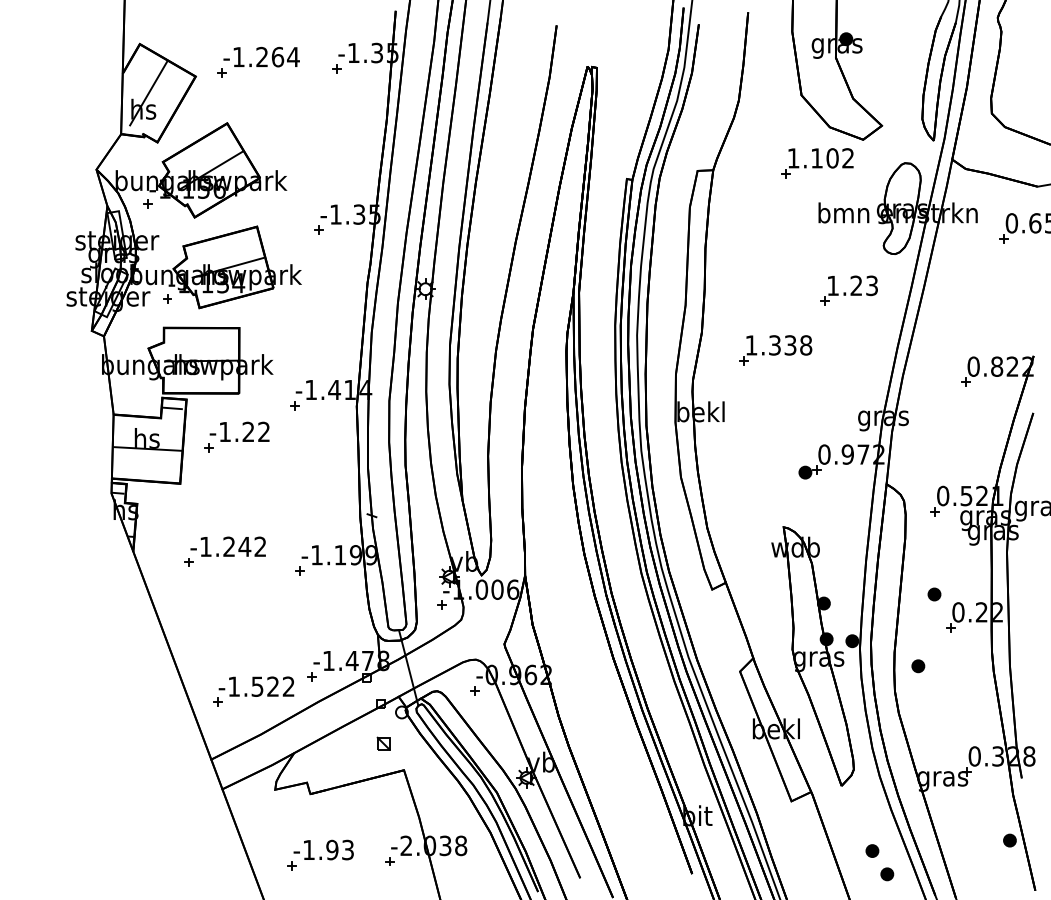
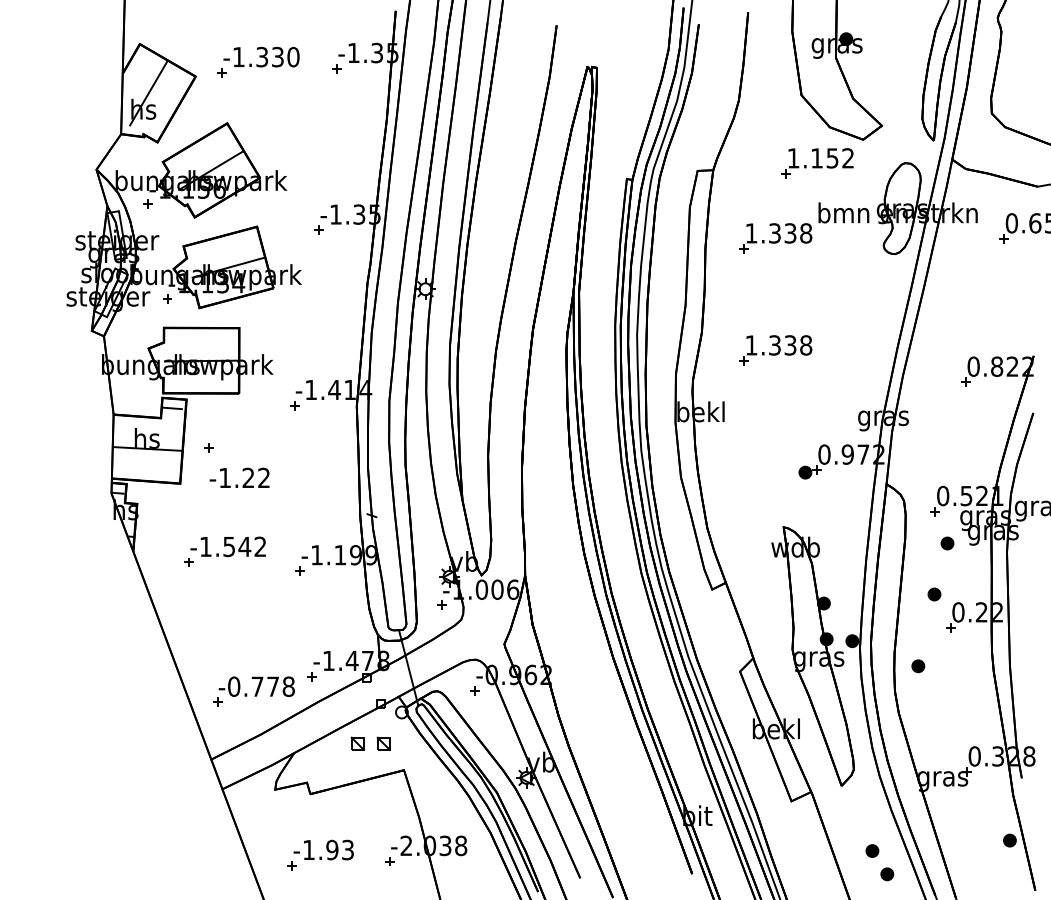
text: -1.264 -> -1.330 (277, 56)
text: 1.102 -> 1.152 (832, 158)
part: none -> present (775, 238)
part: present -> none (848, 290)
text position: (239, 431) -> (239, 477) (239, 477)
part: none -> present (947, 543)
text: -1.242 -> -1.542 (228, 546)
text: -1.522 -> -0.778 (261, 686)
part: none -> present (357, 743)
